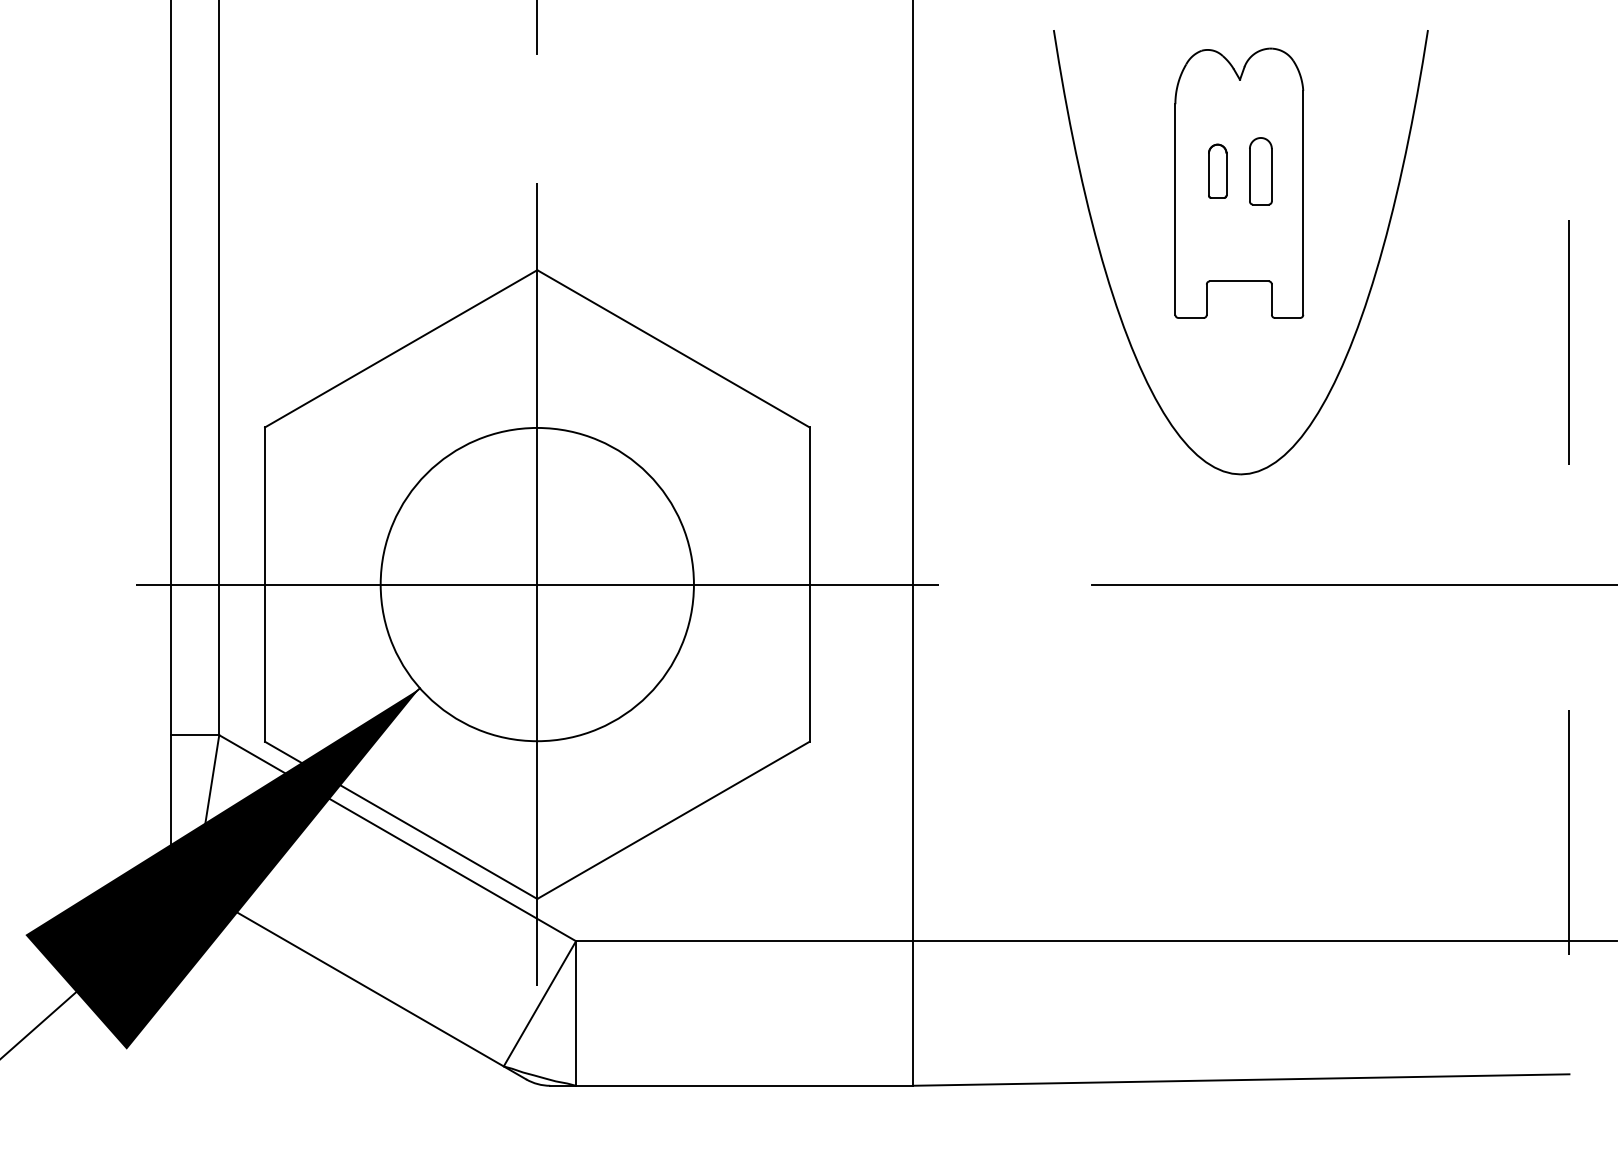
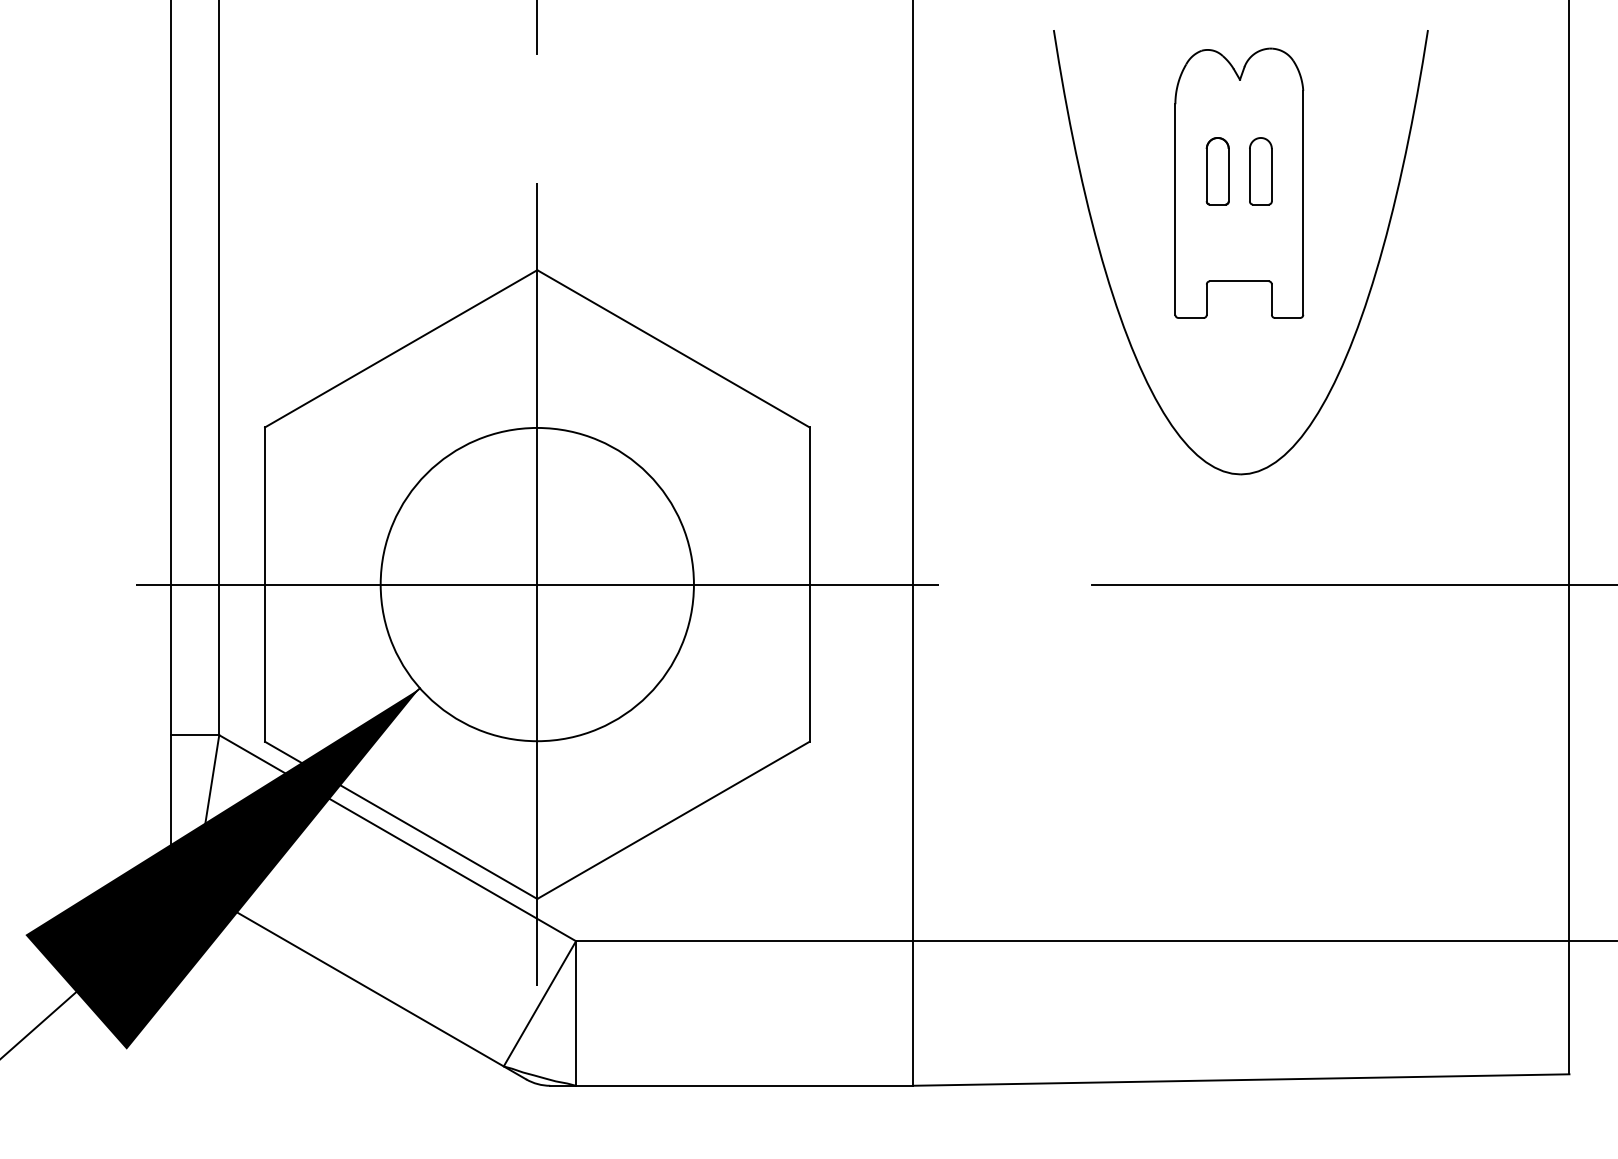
part size: 20x56 px -> 25x69 px (1217, 171)
line: dashed -> solid (1569, 537)
